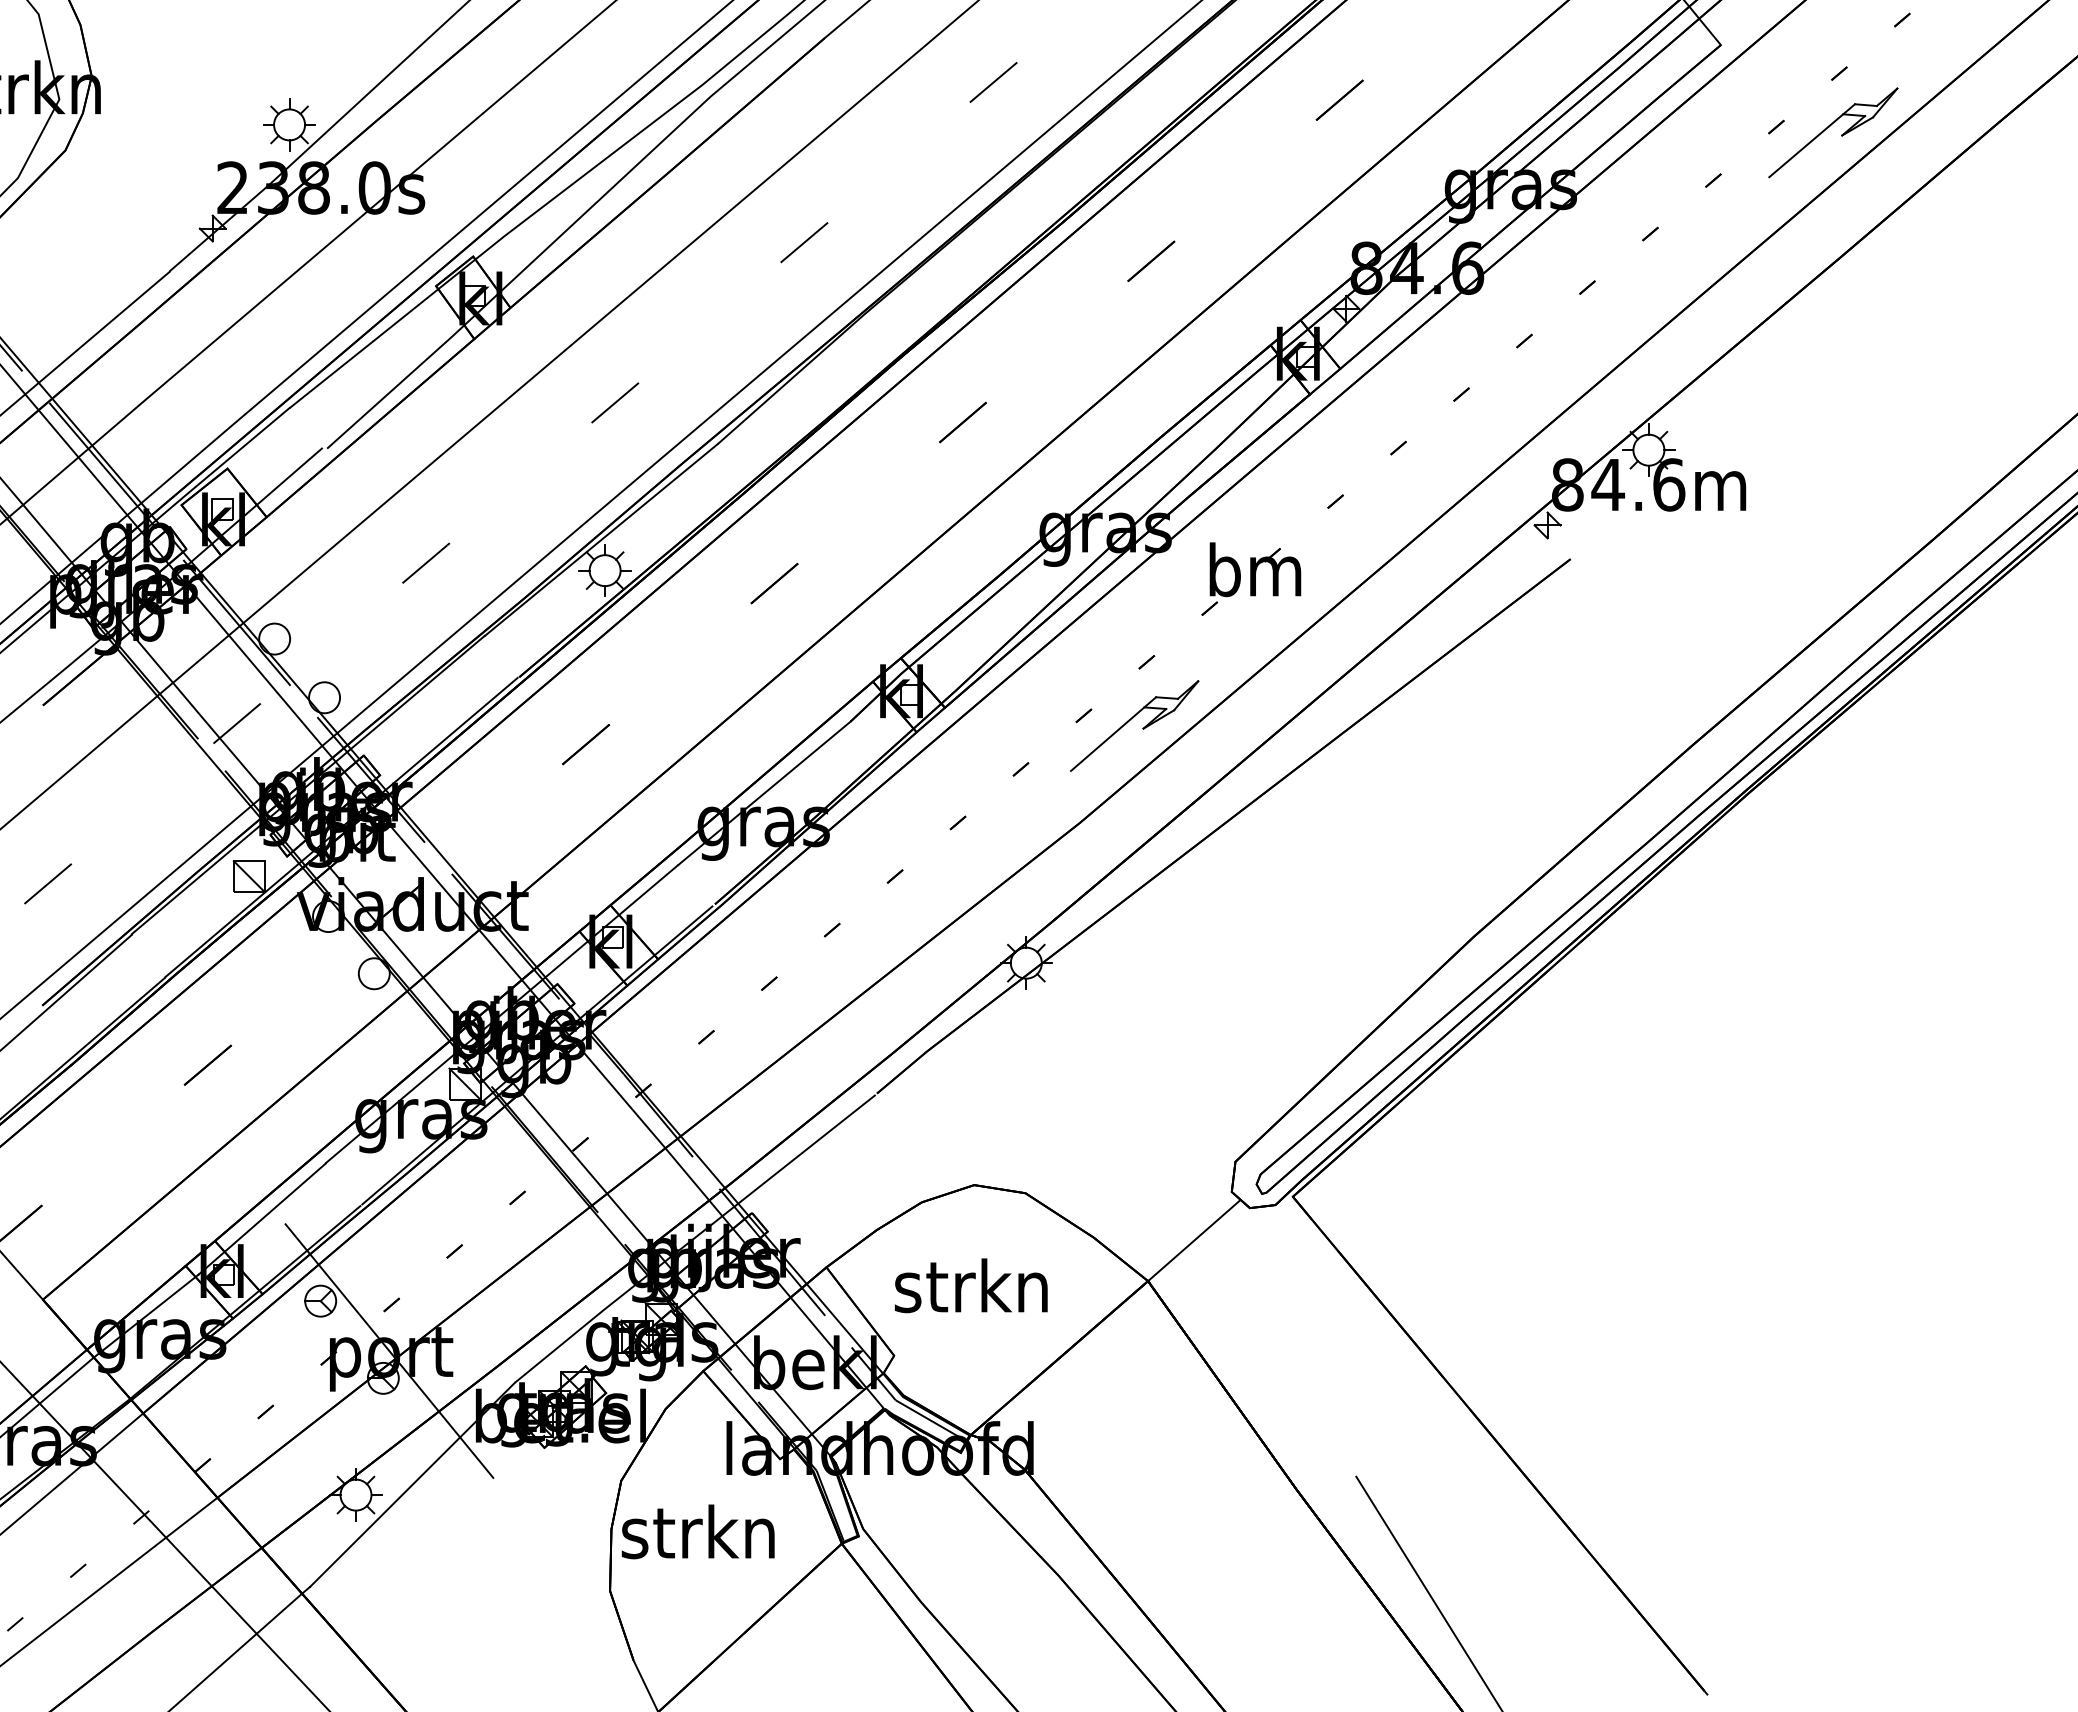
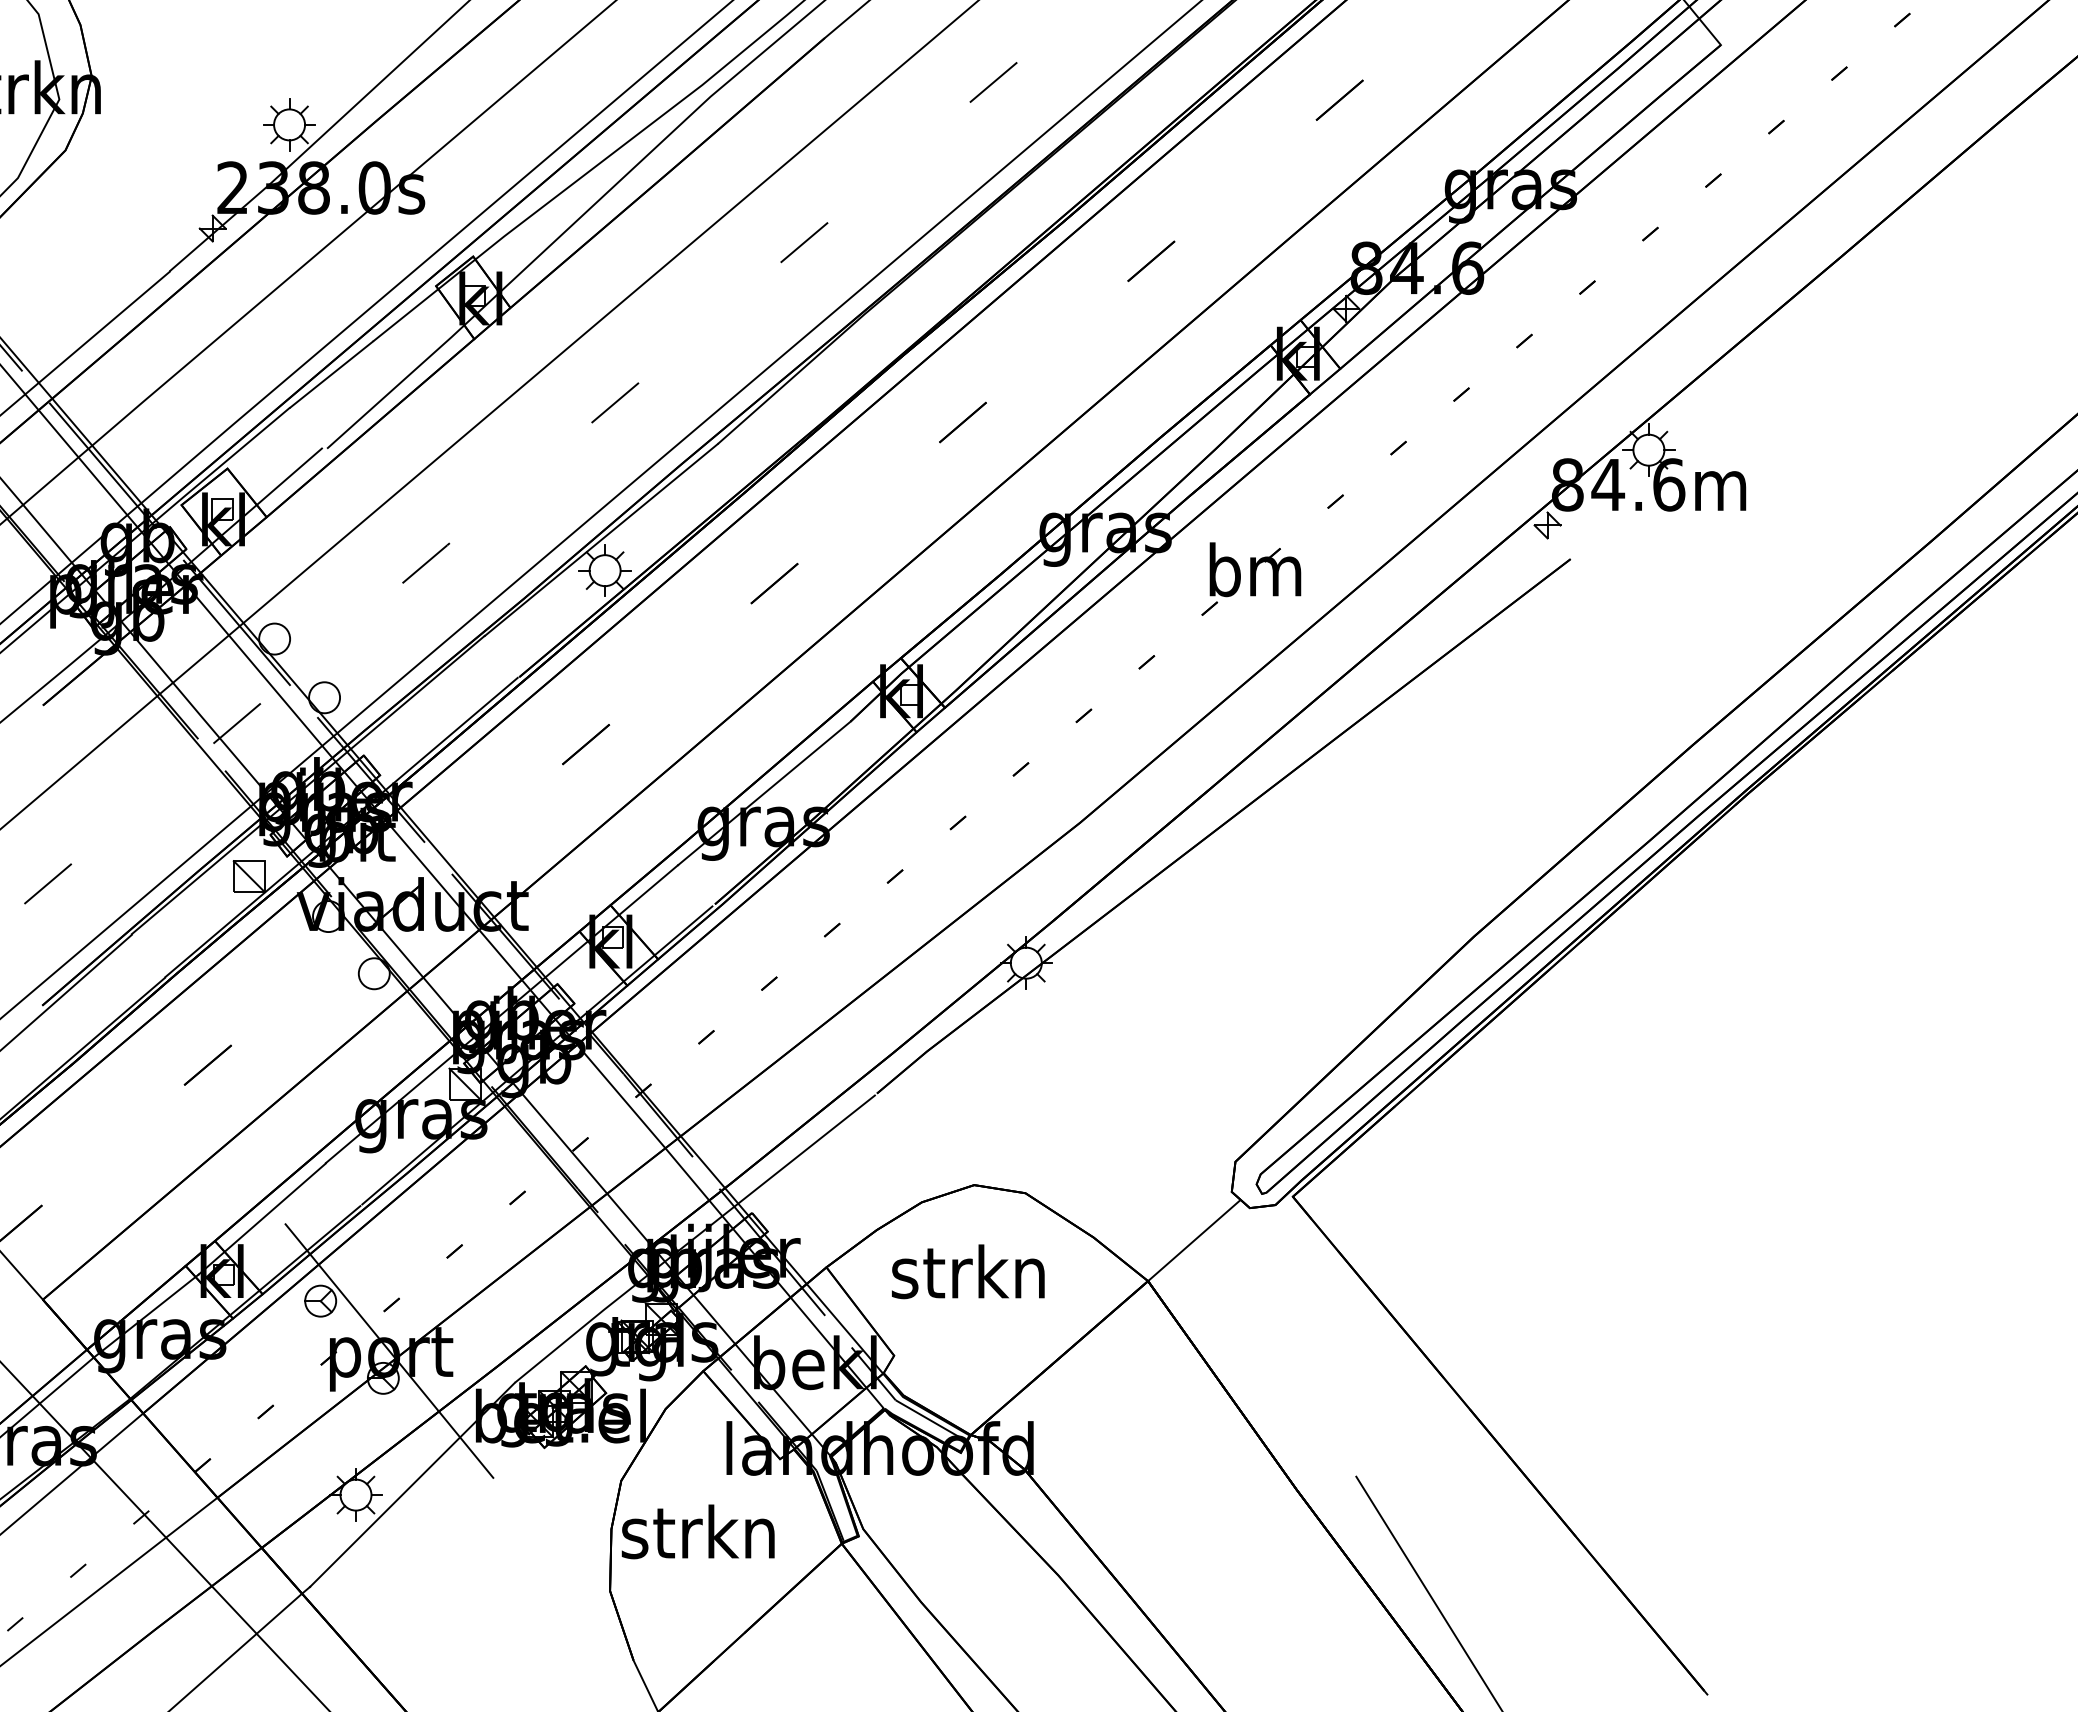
part: present -> none (1829, 127)
part: present -> none (1130, 720)
text position: (971, 1285) -> (968, 1271) (968, 1271)
